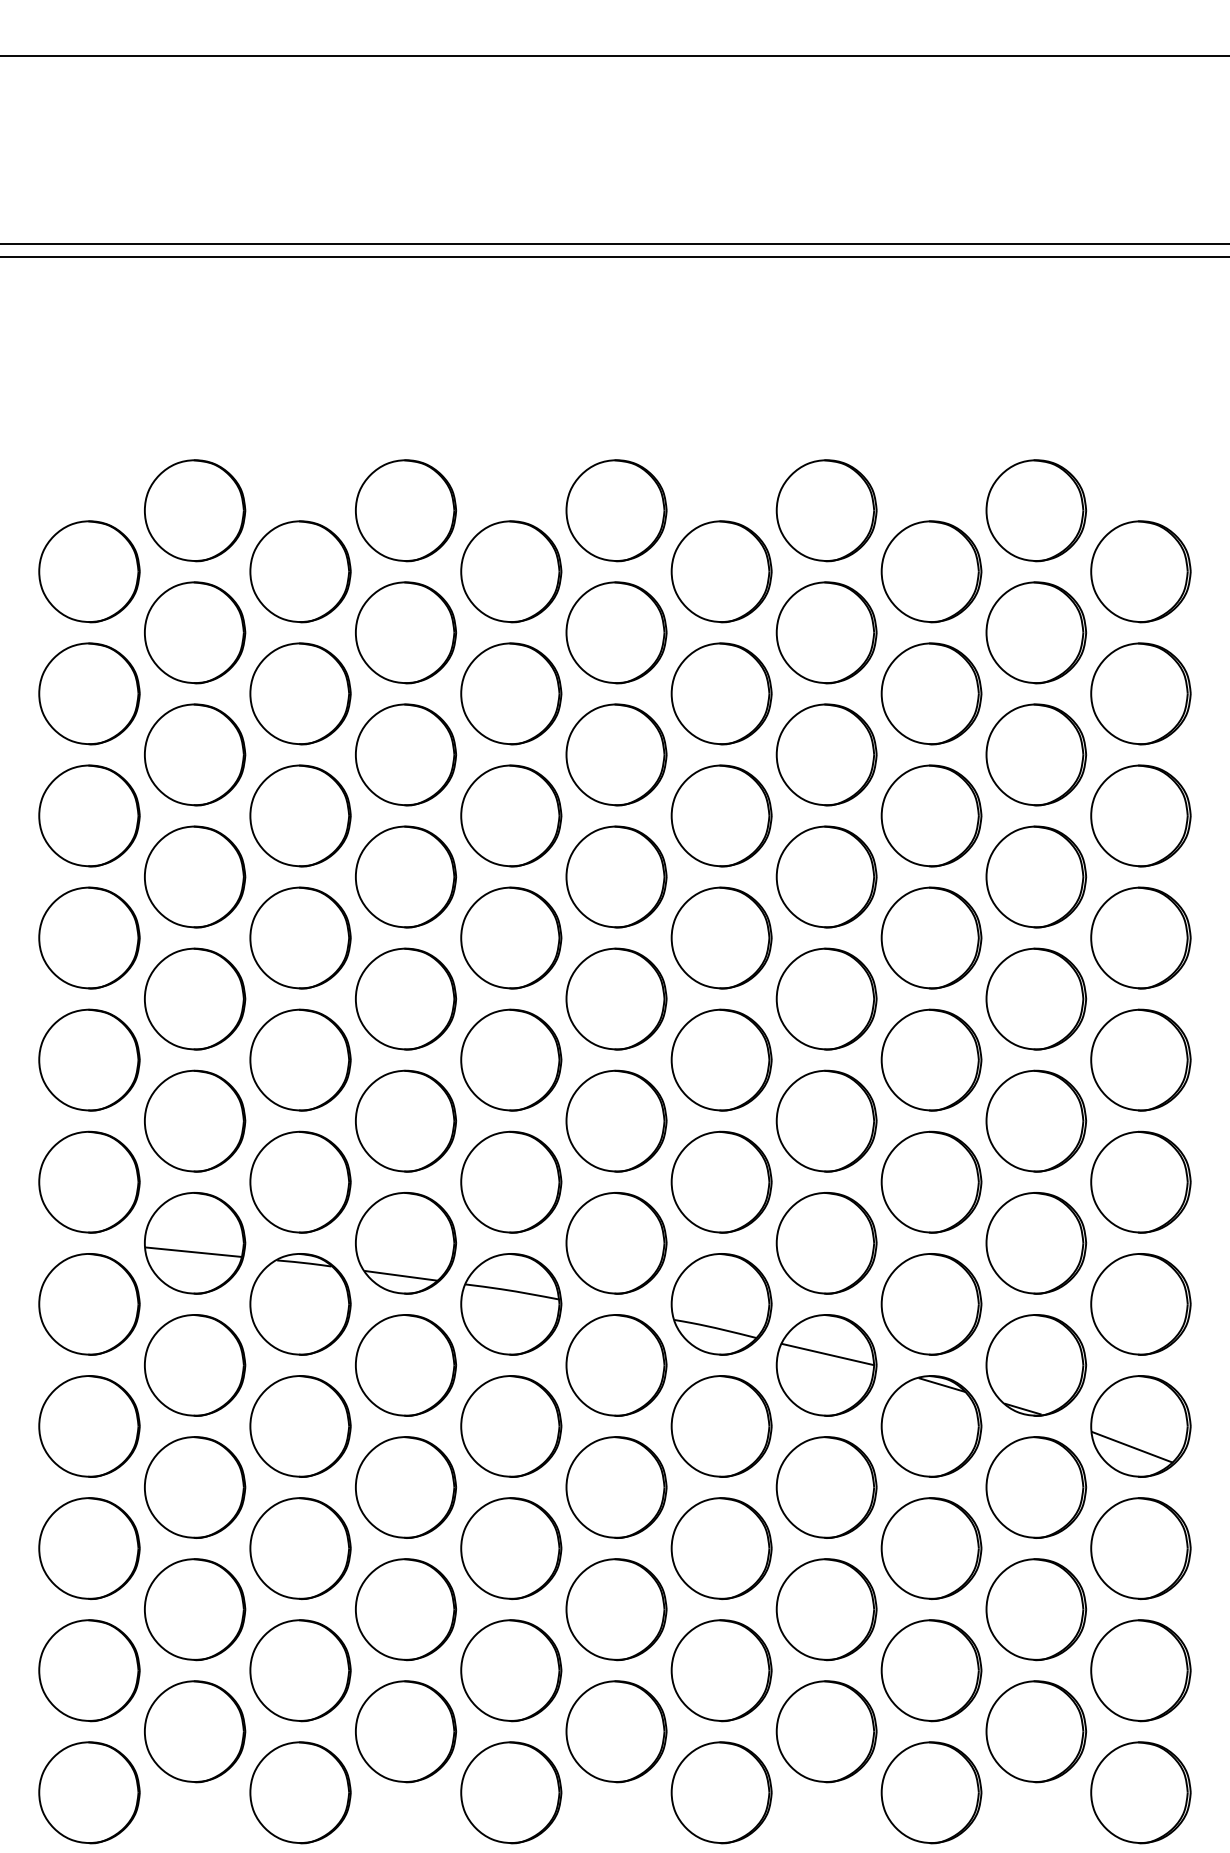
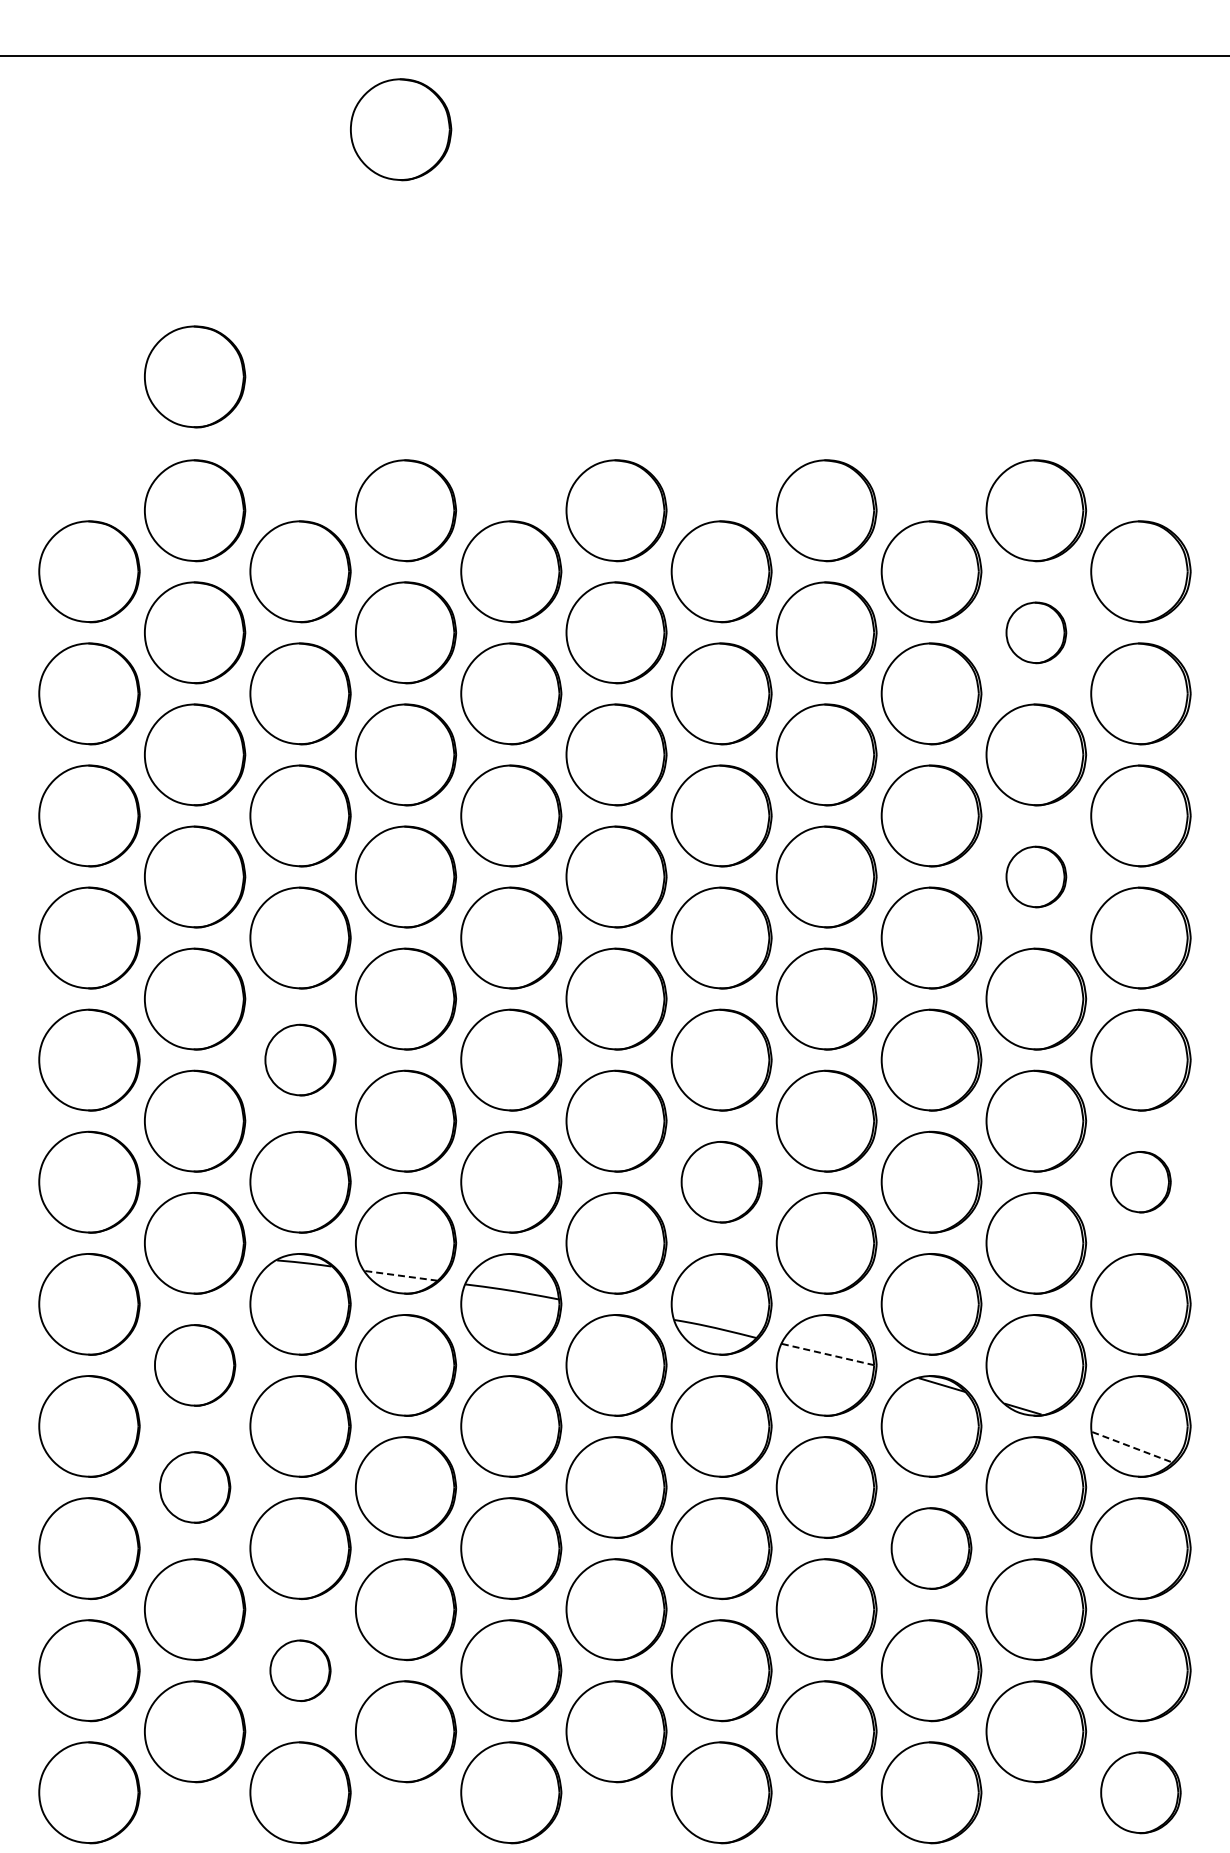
part: none -> present (401, 129)
line: present -> none (614, 244)
line: present -> none (614, 256)
part: none -> present (195, 376)
part size: 103x104 px -> 63x64 px (1036, 632)
part size: 103x104 px -> 63x64 px (1036, 876)
part size: 103x104 px -> 73x74 px (300, 1059)
part size: 103x104 px -> 83x83 px (721, 1182)
part size: 102x104 px -> 62x63 px (1140, 1182)
line: present -> none (193, 1251)
line: solid -> dashed (401, 1275)
line: solid -> dashed (828, 1354)
part size: 103x103 px -> 83x83 px (195, 1365)
line: solid -> dashed (1132, 1447)
part size: 103x103 px -> 73x73 px (195, 1487)
part size: 103x103 px -> 83x83 px (931, 1548)
part size: 103x104 px -> 63x63 px (300, 1670)
part size: 102x104 px -> 82x84 px (1140, 1792)
